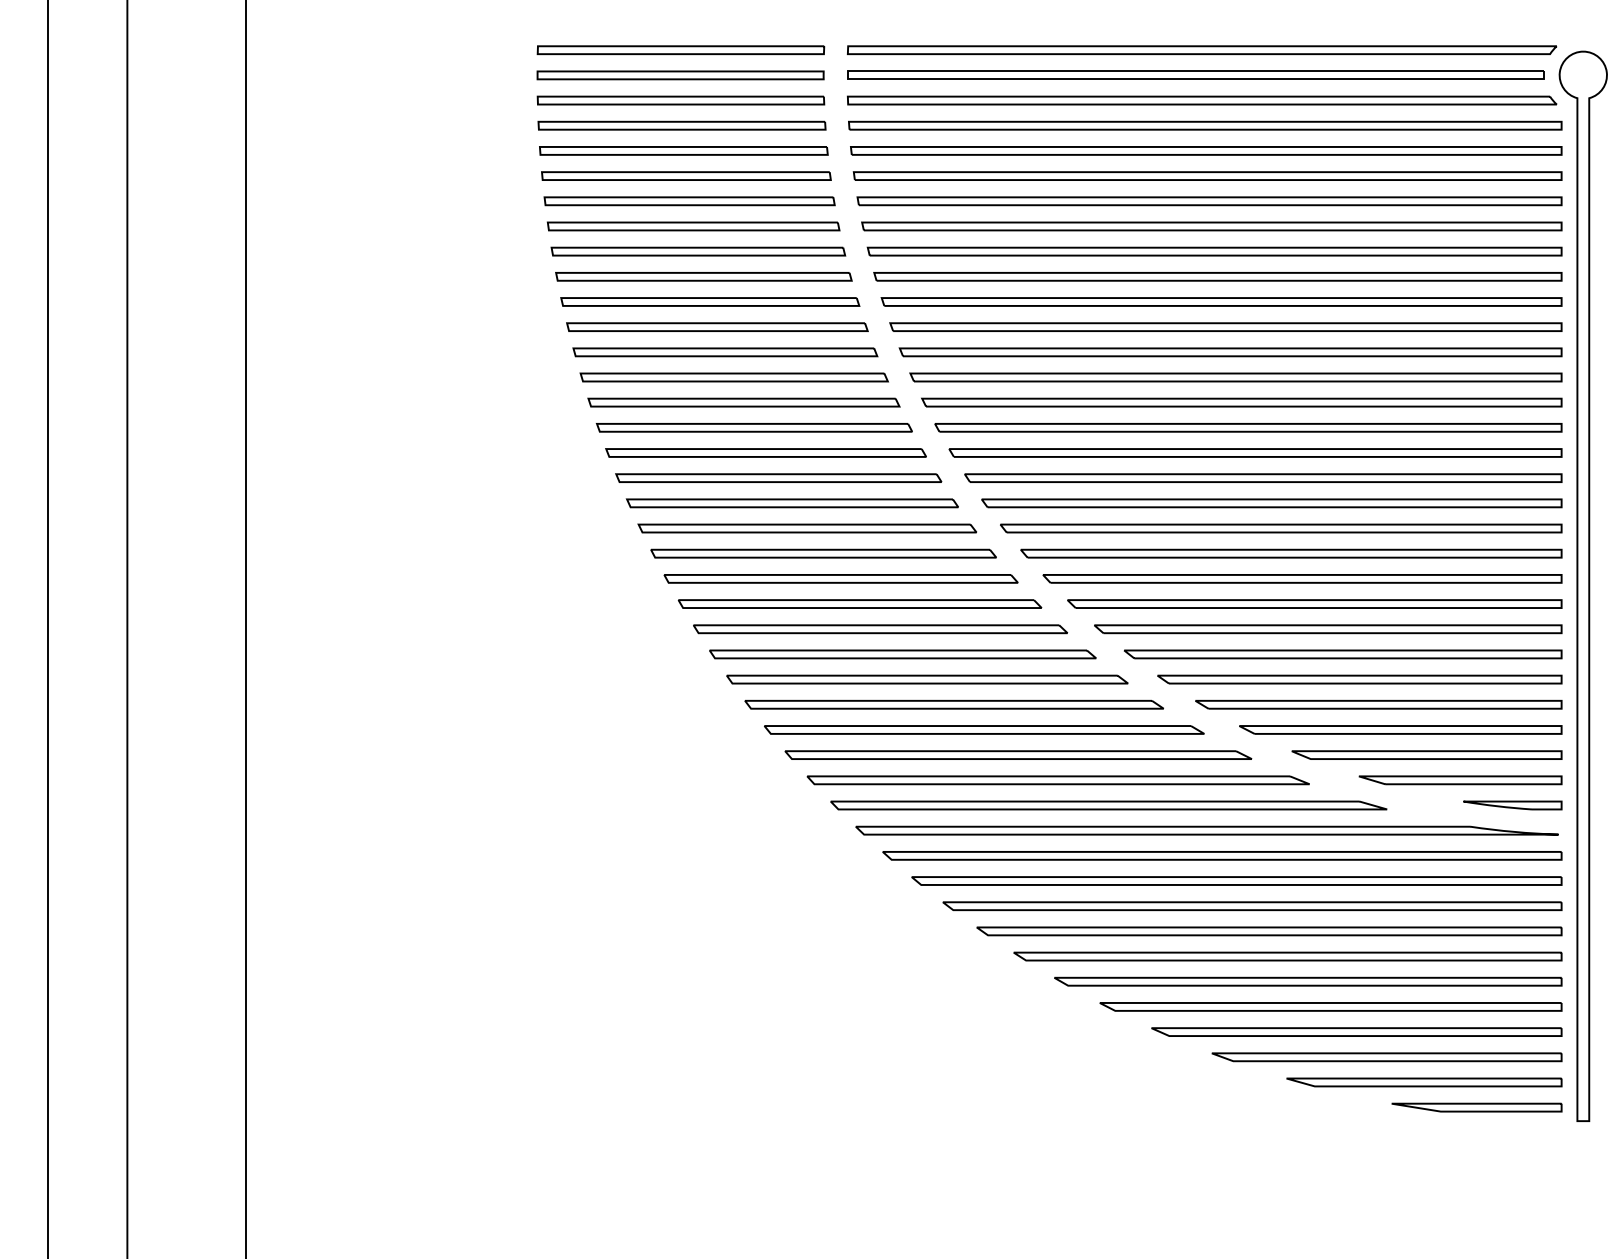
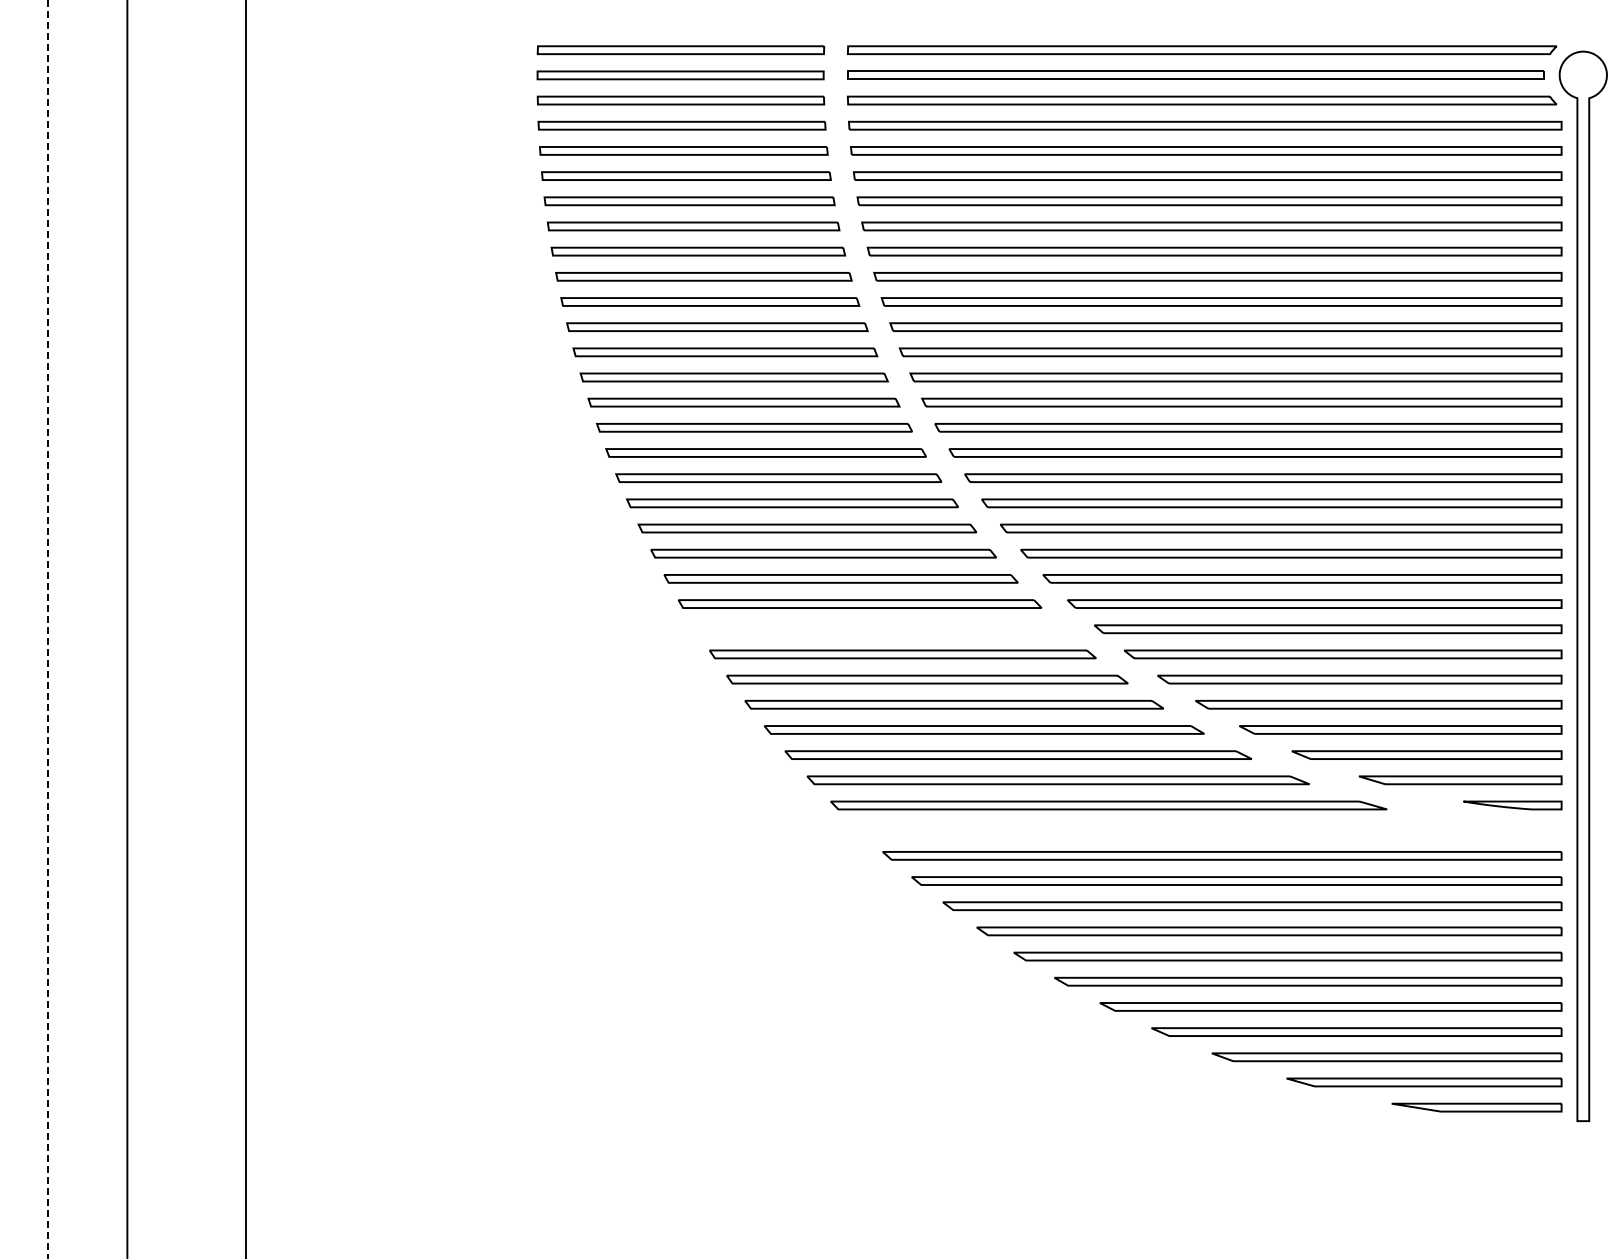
line: solid -> dashed (48, 629)
part: present -> none (880, 629)
part: present -> none (1206, 830)
